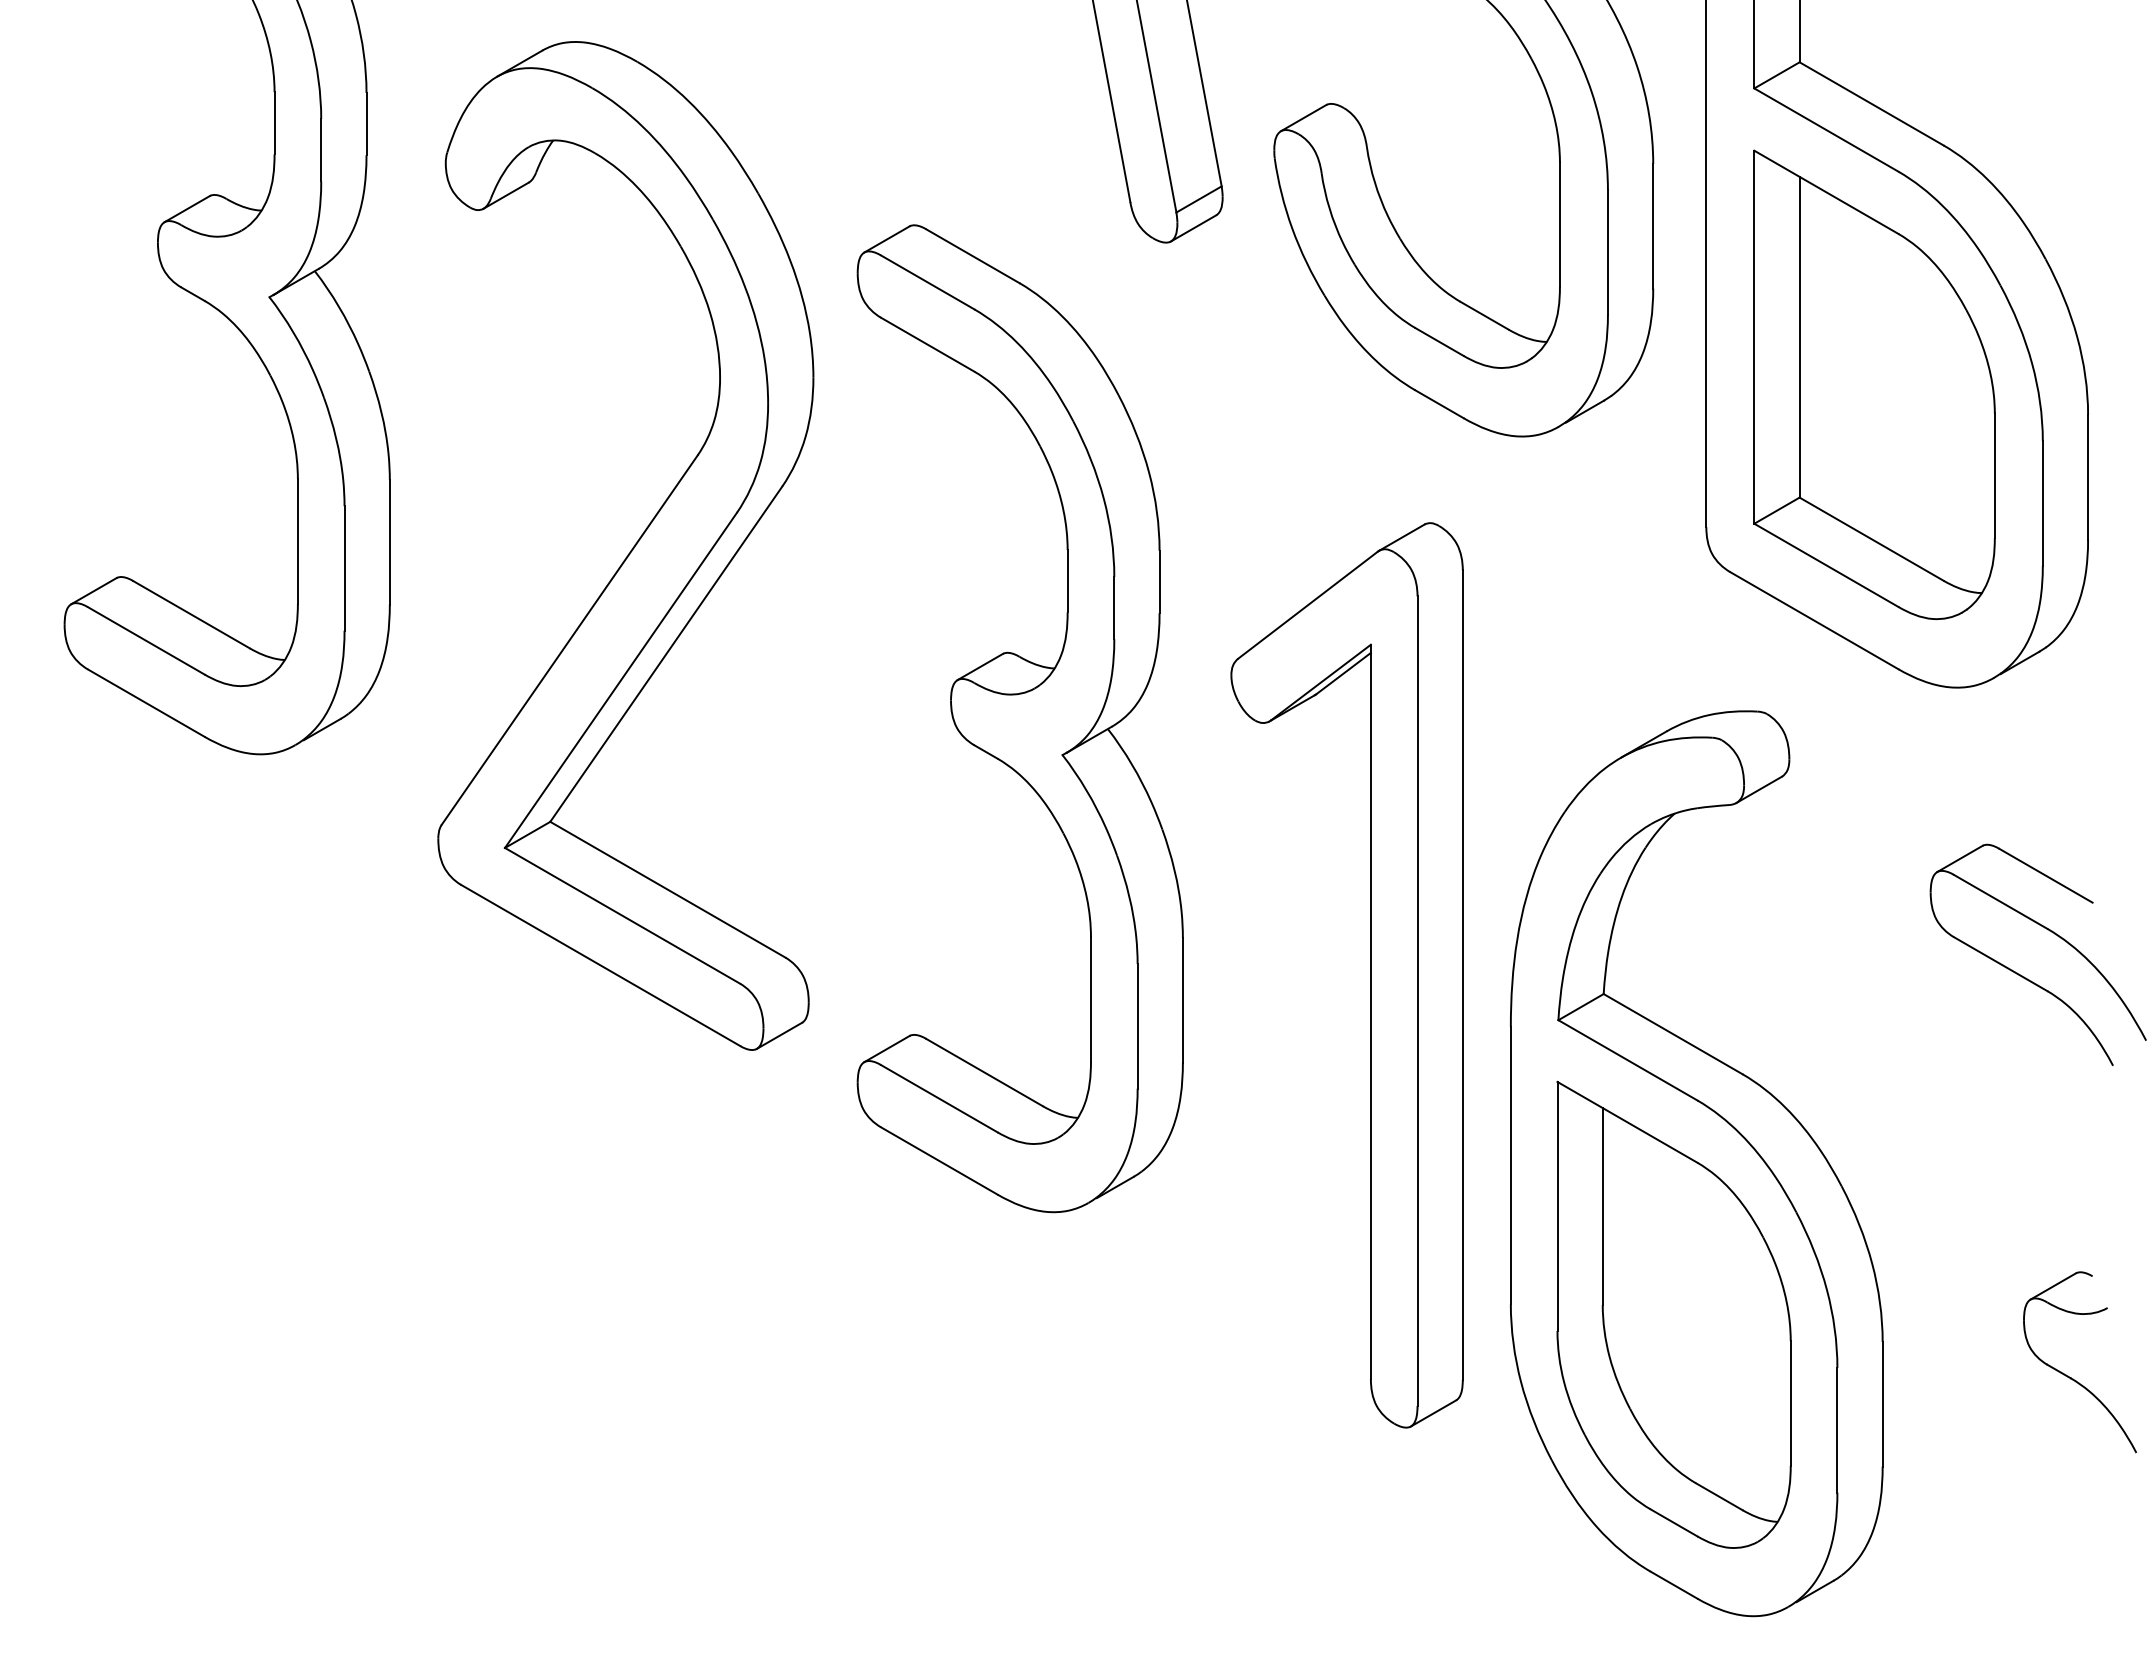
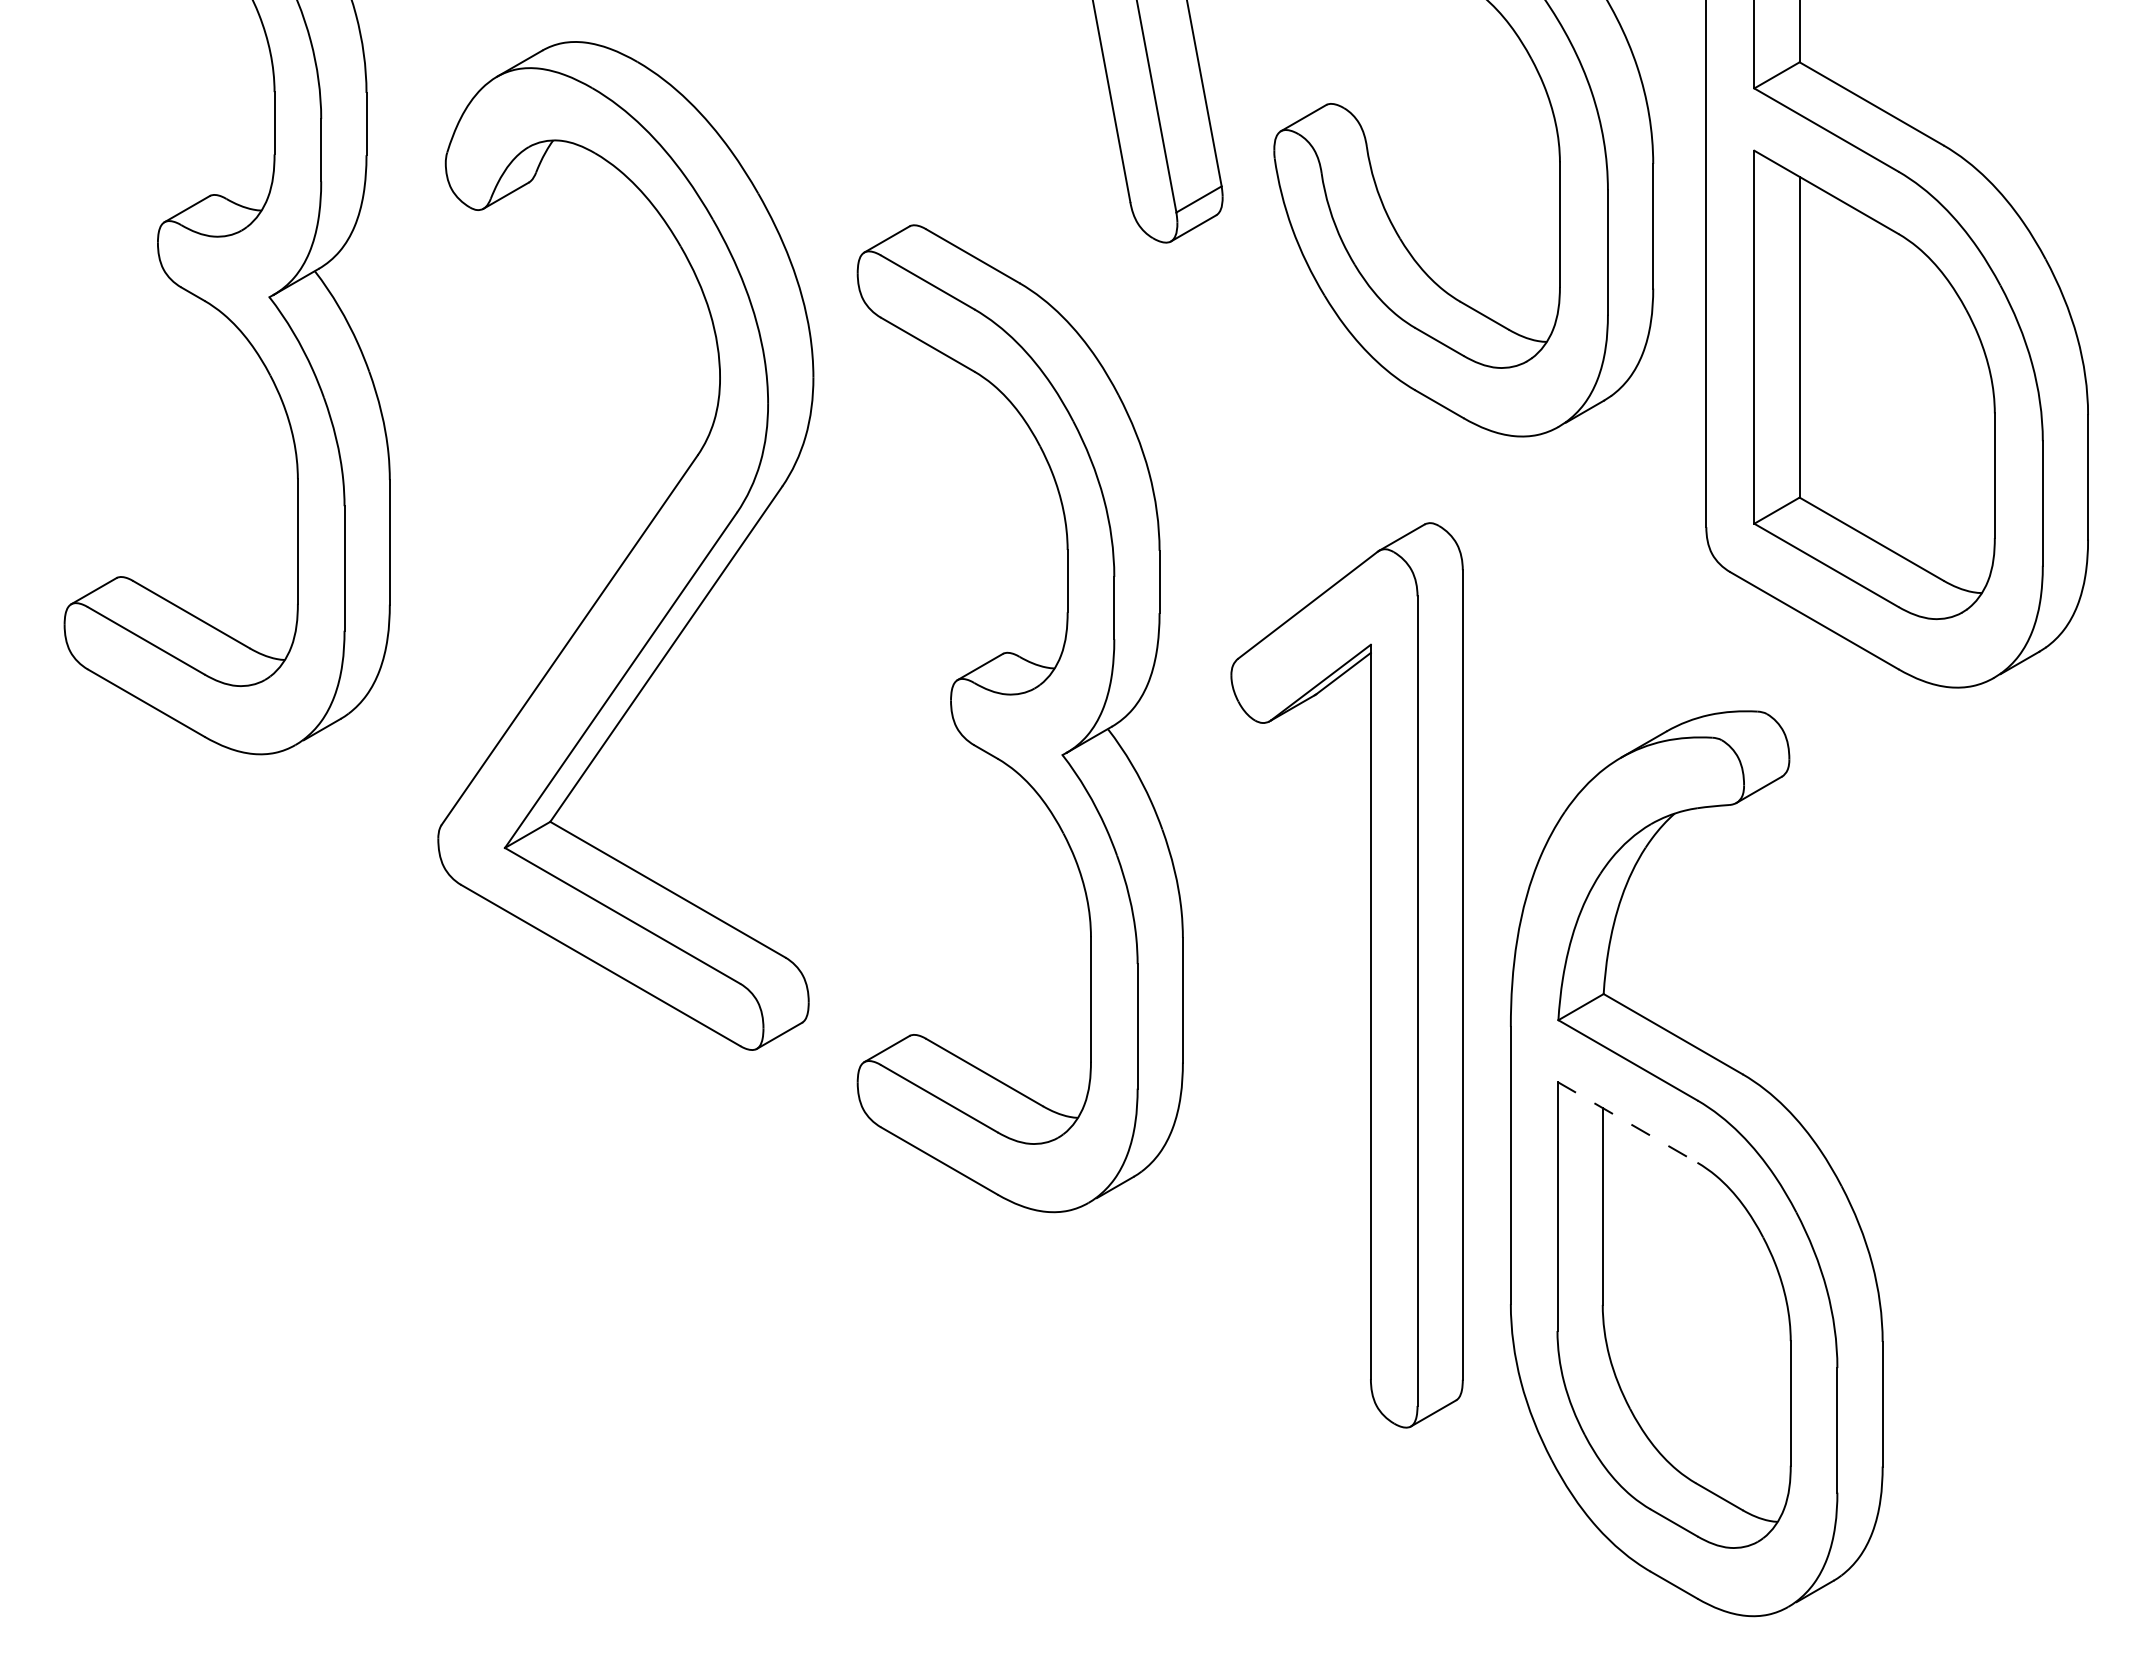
part: present -> none (2024, 976)
line: solid -> dashed (1627, 1122)
part: present -> none (2071, 1377)
